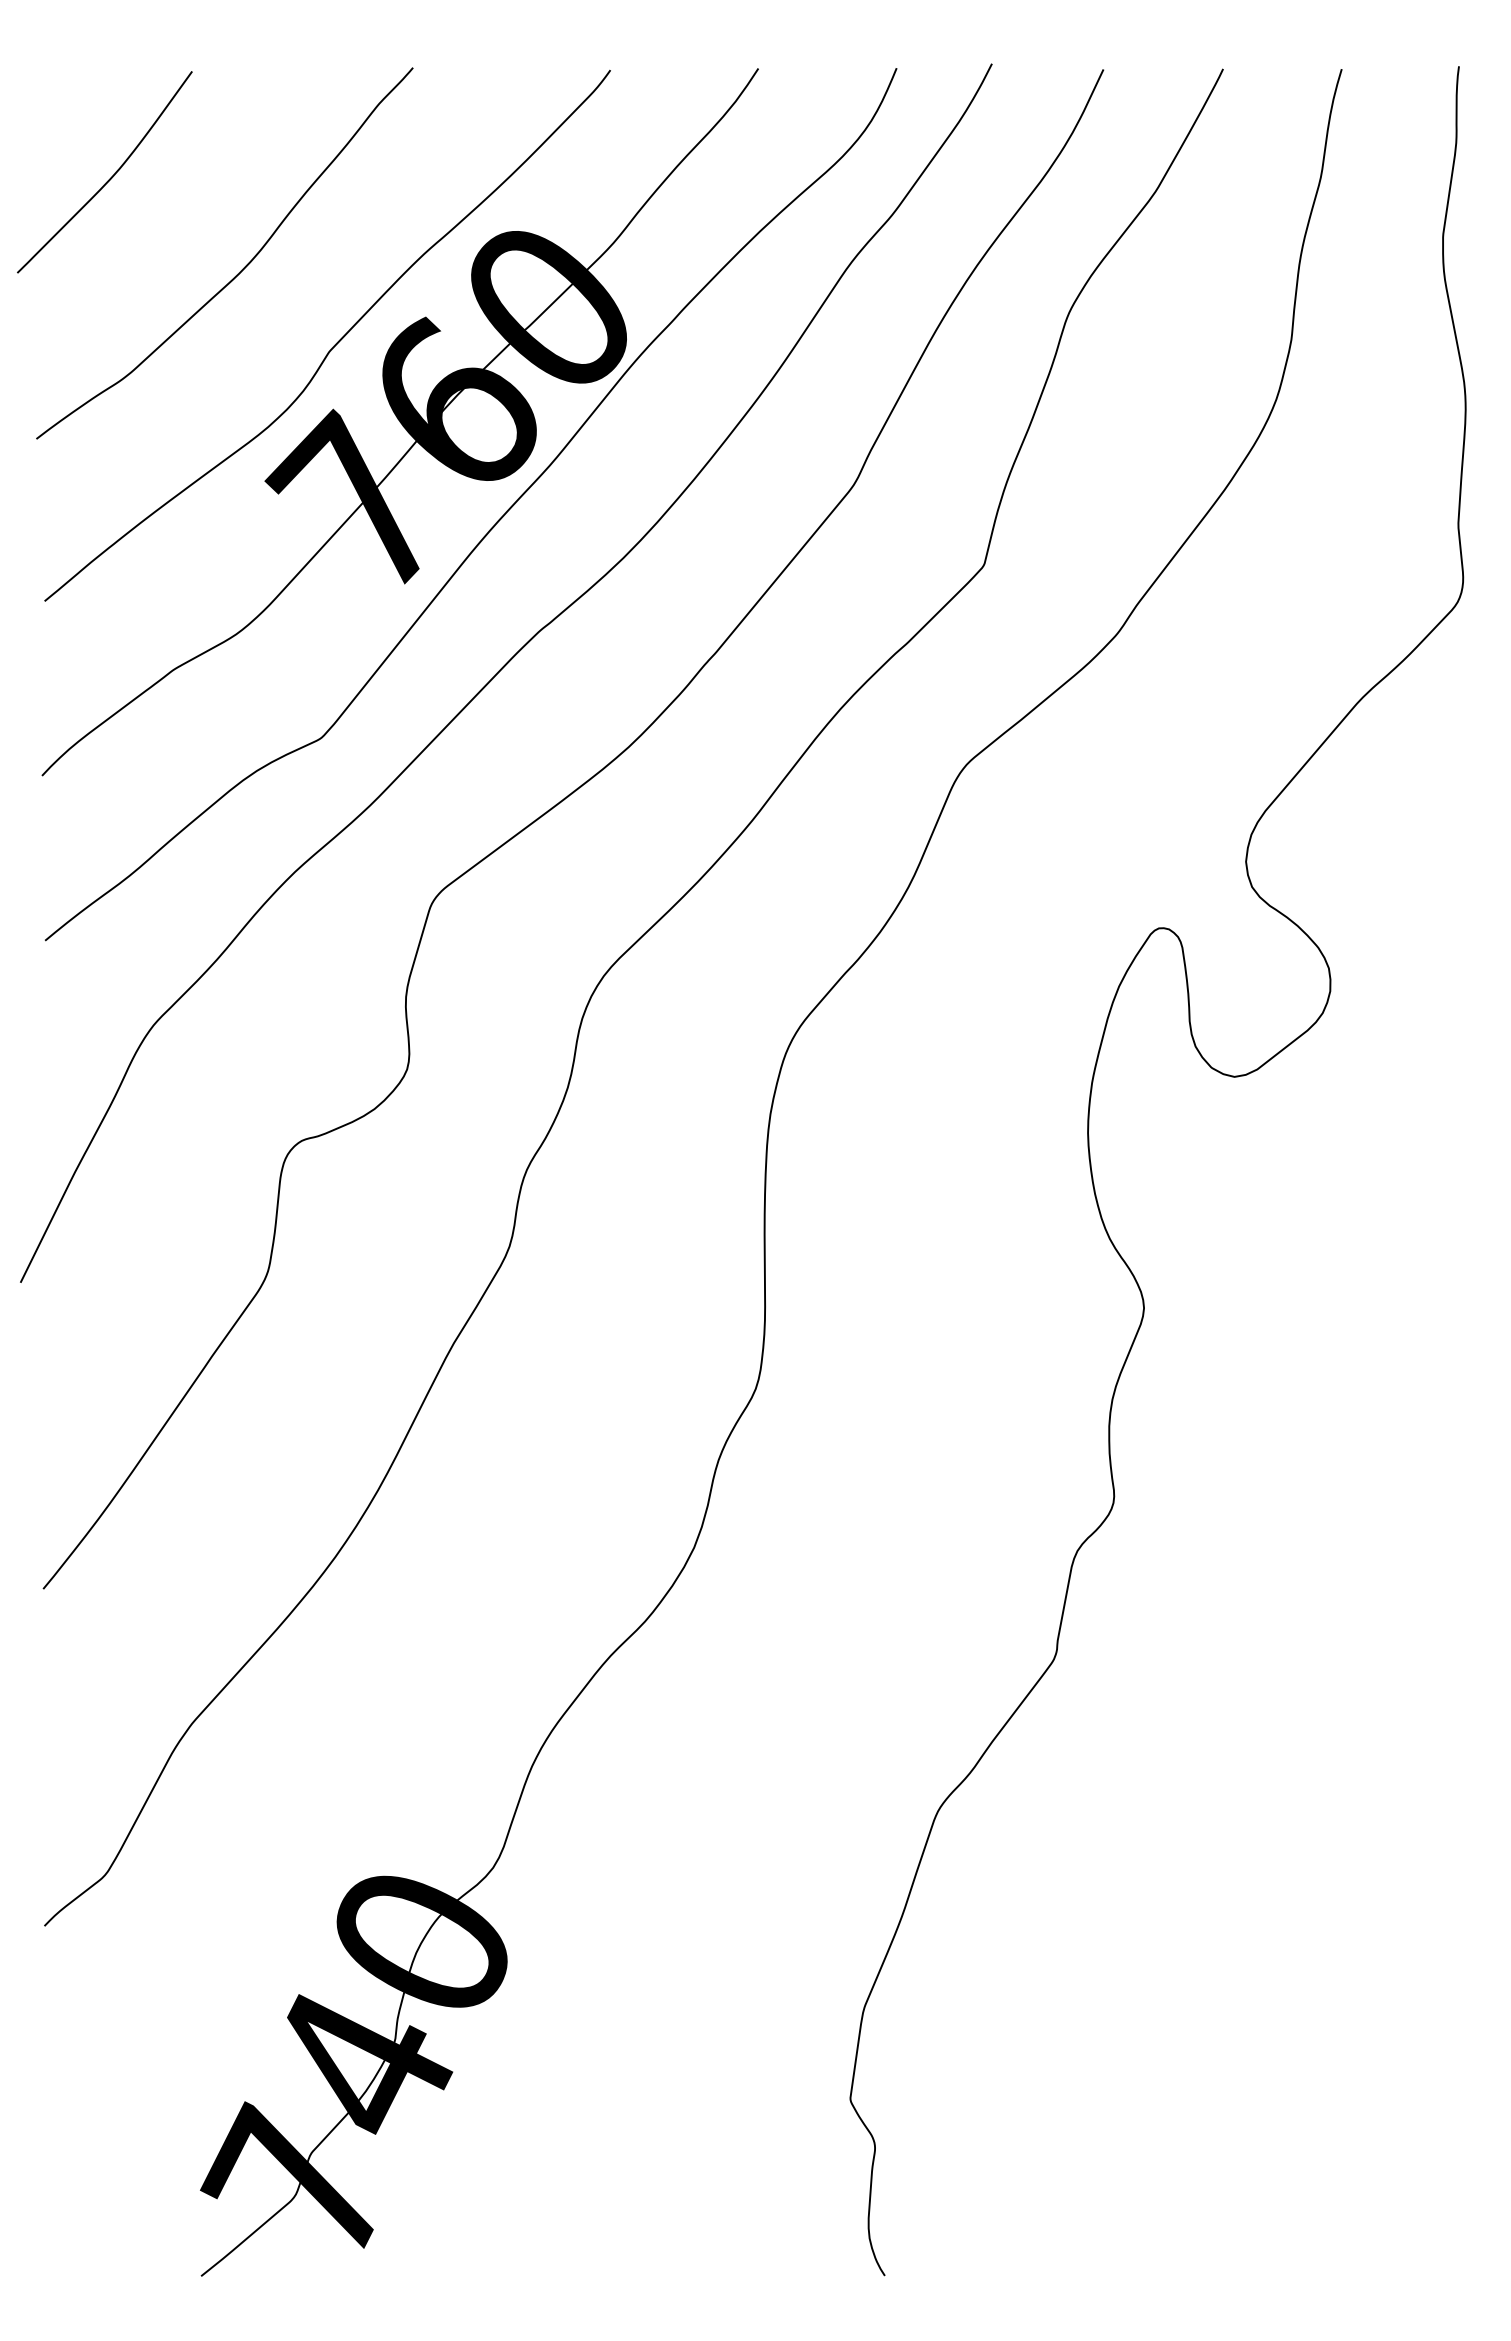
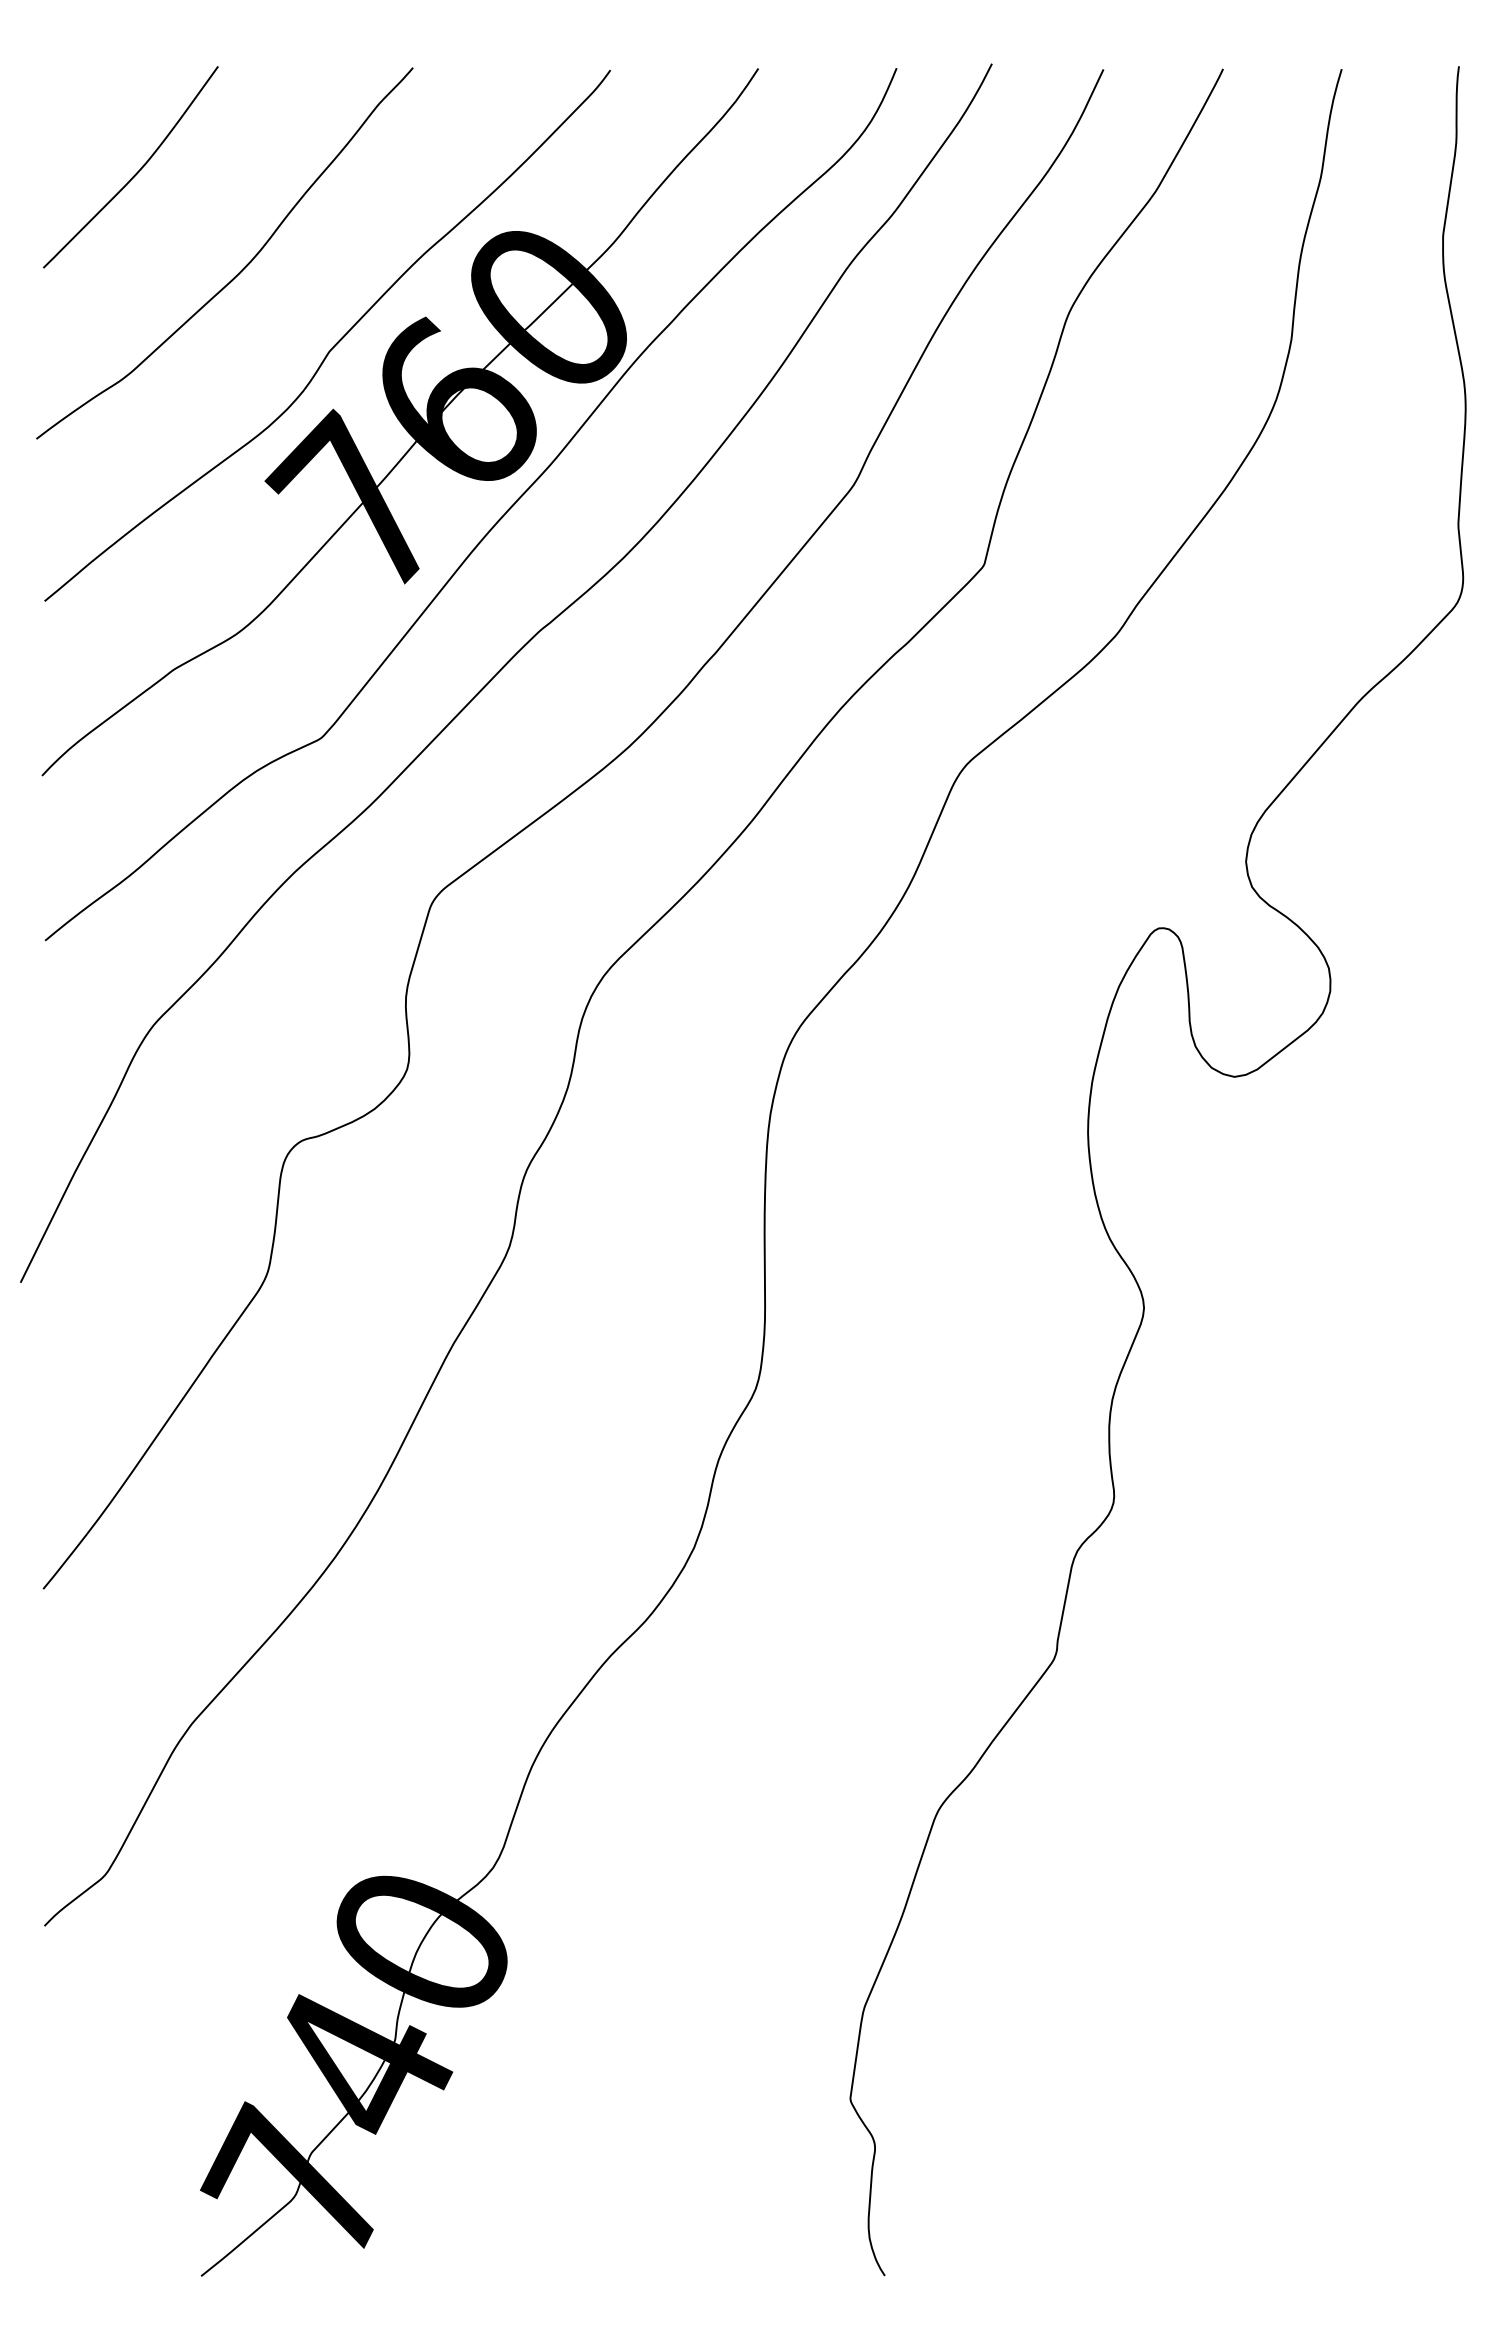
curve position: (110, 177) -> (136, 172) (136, 172)
